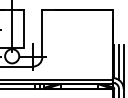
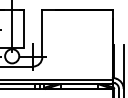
line: present -> none (119, 62)
